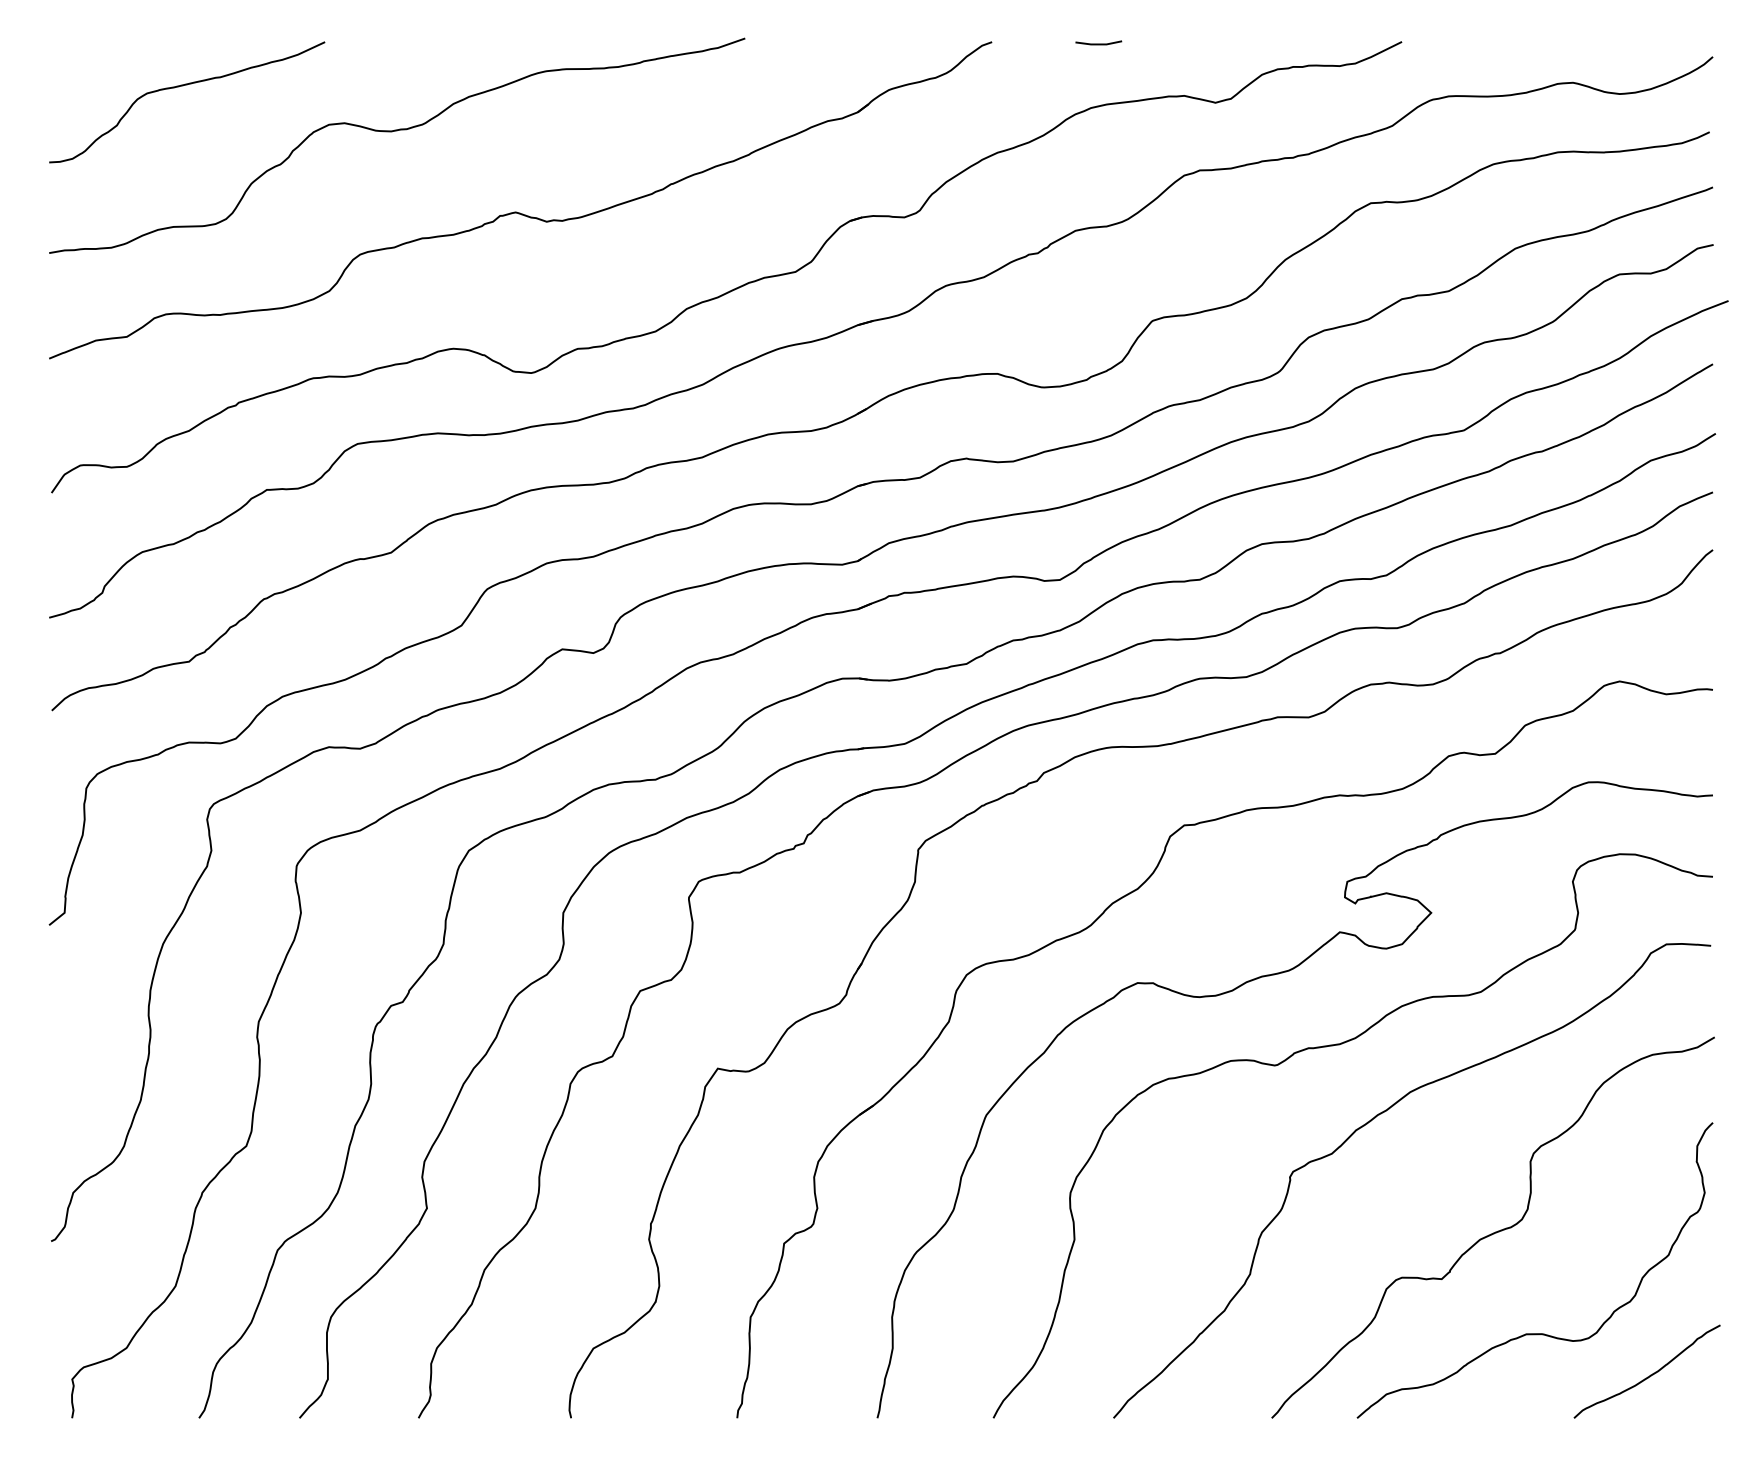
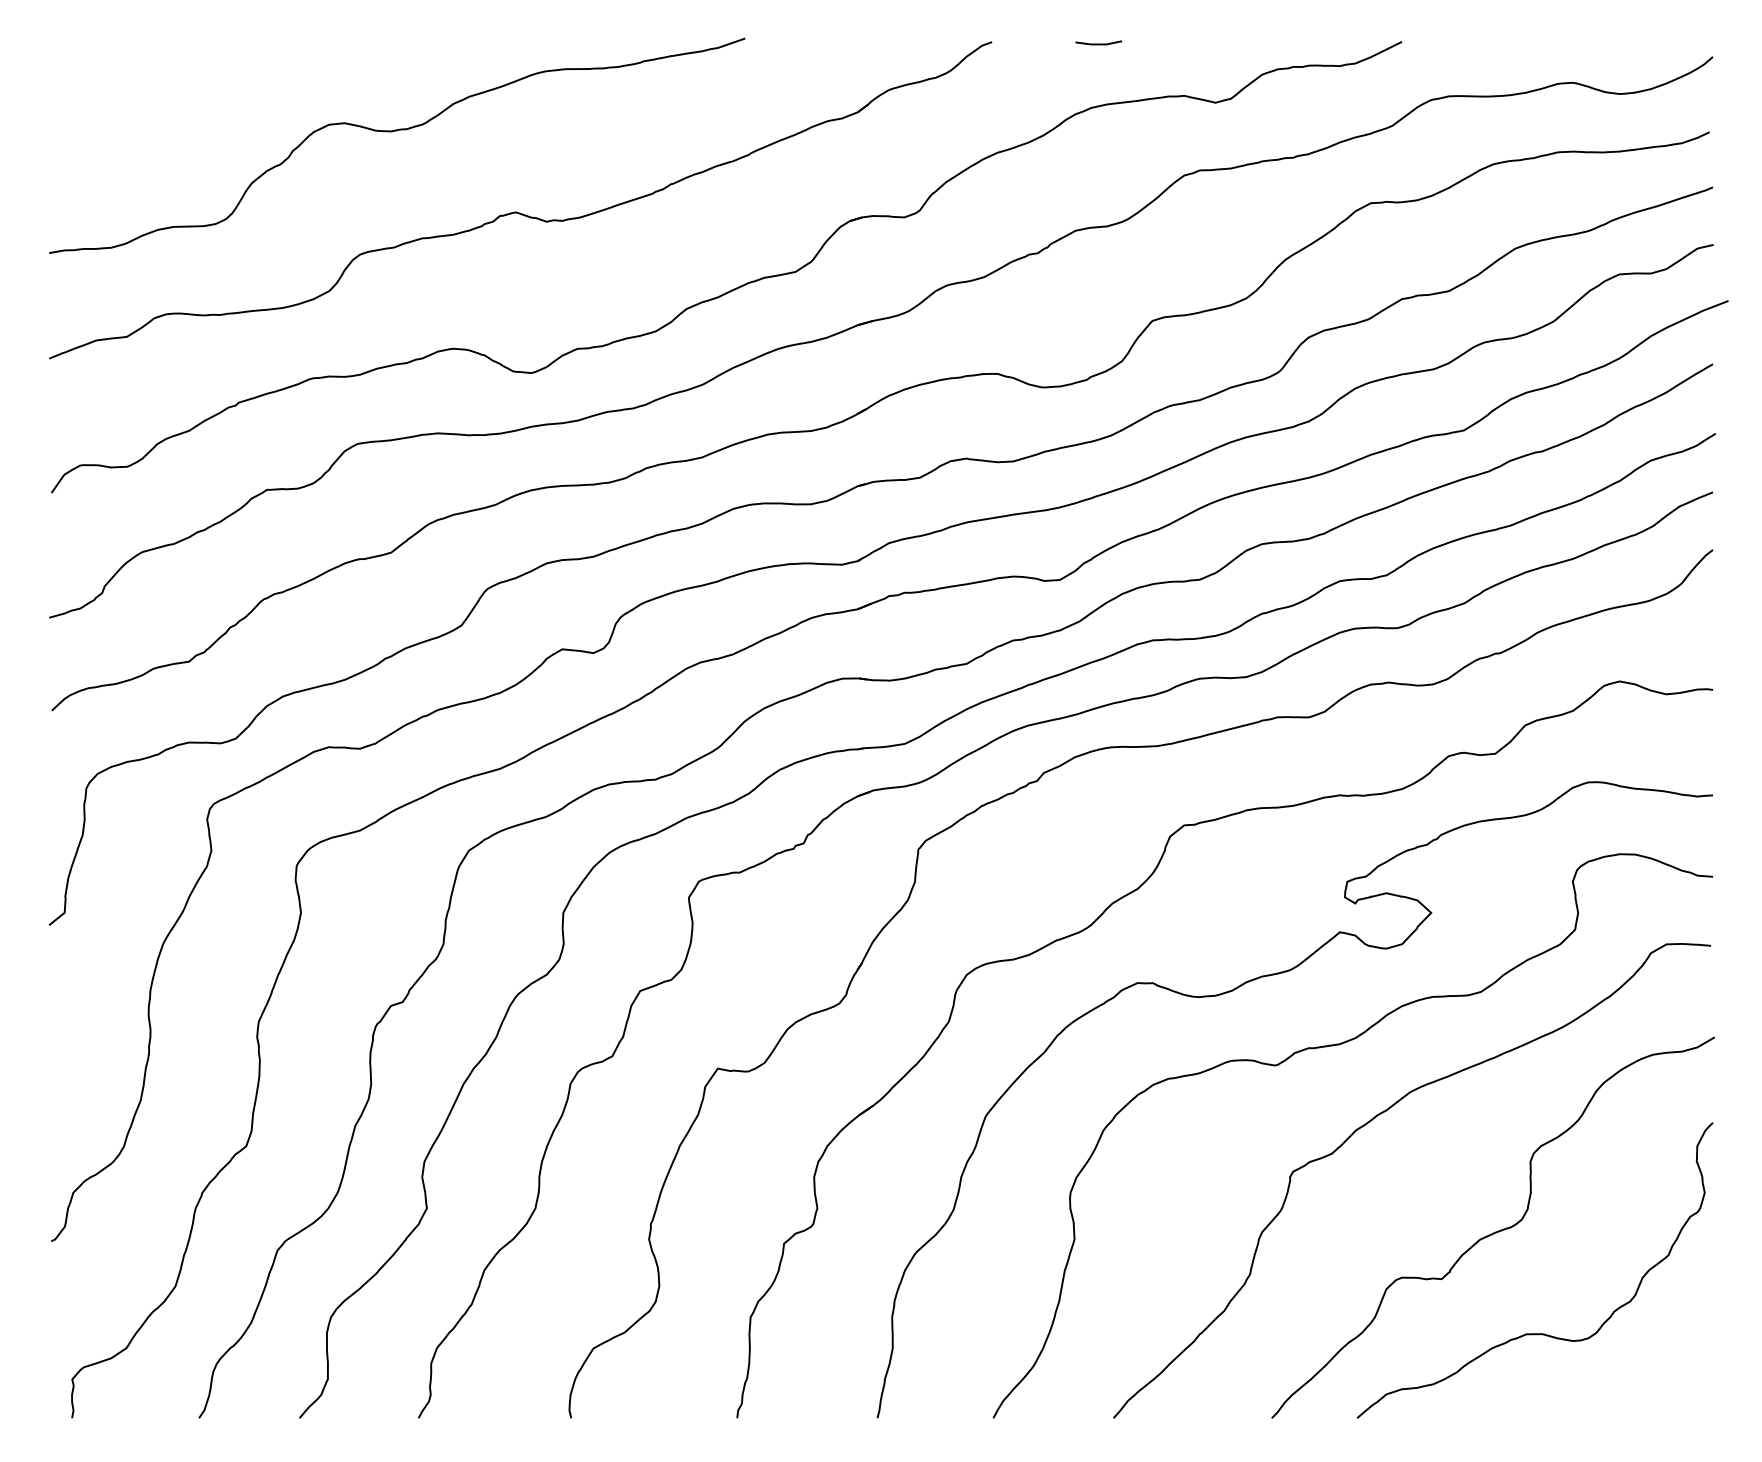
curve: present -> none (183, 86)
curve: present -> none (1650, 1374)
